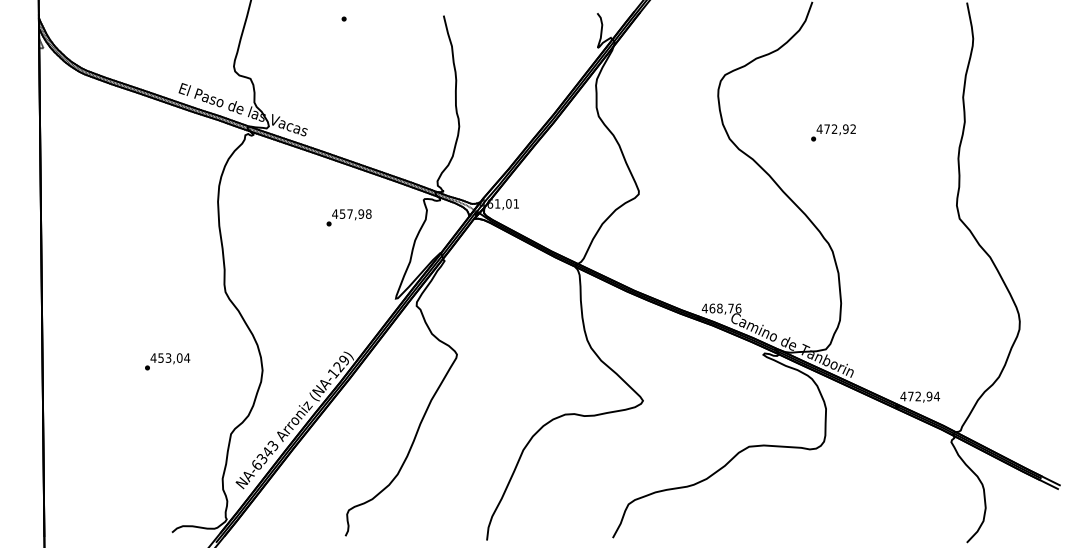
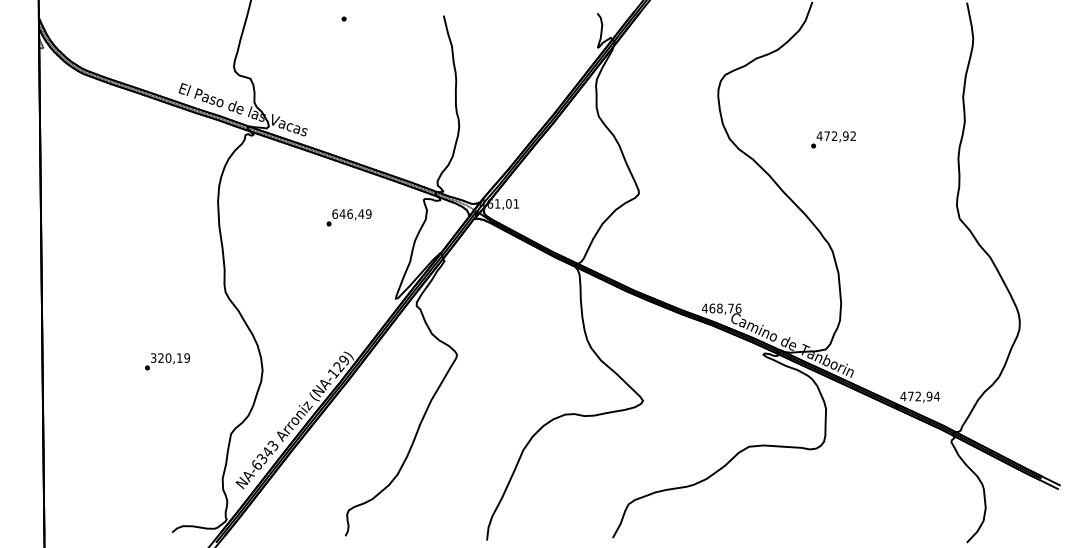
text position: (833, 132) -> (833, 139) (833, 139)
text: 457,98 -> 646,49 (351, 213)
text: 453,04 -> 320,19 (170, 357)
